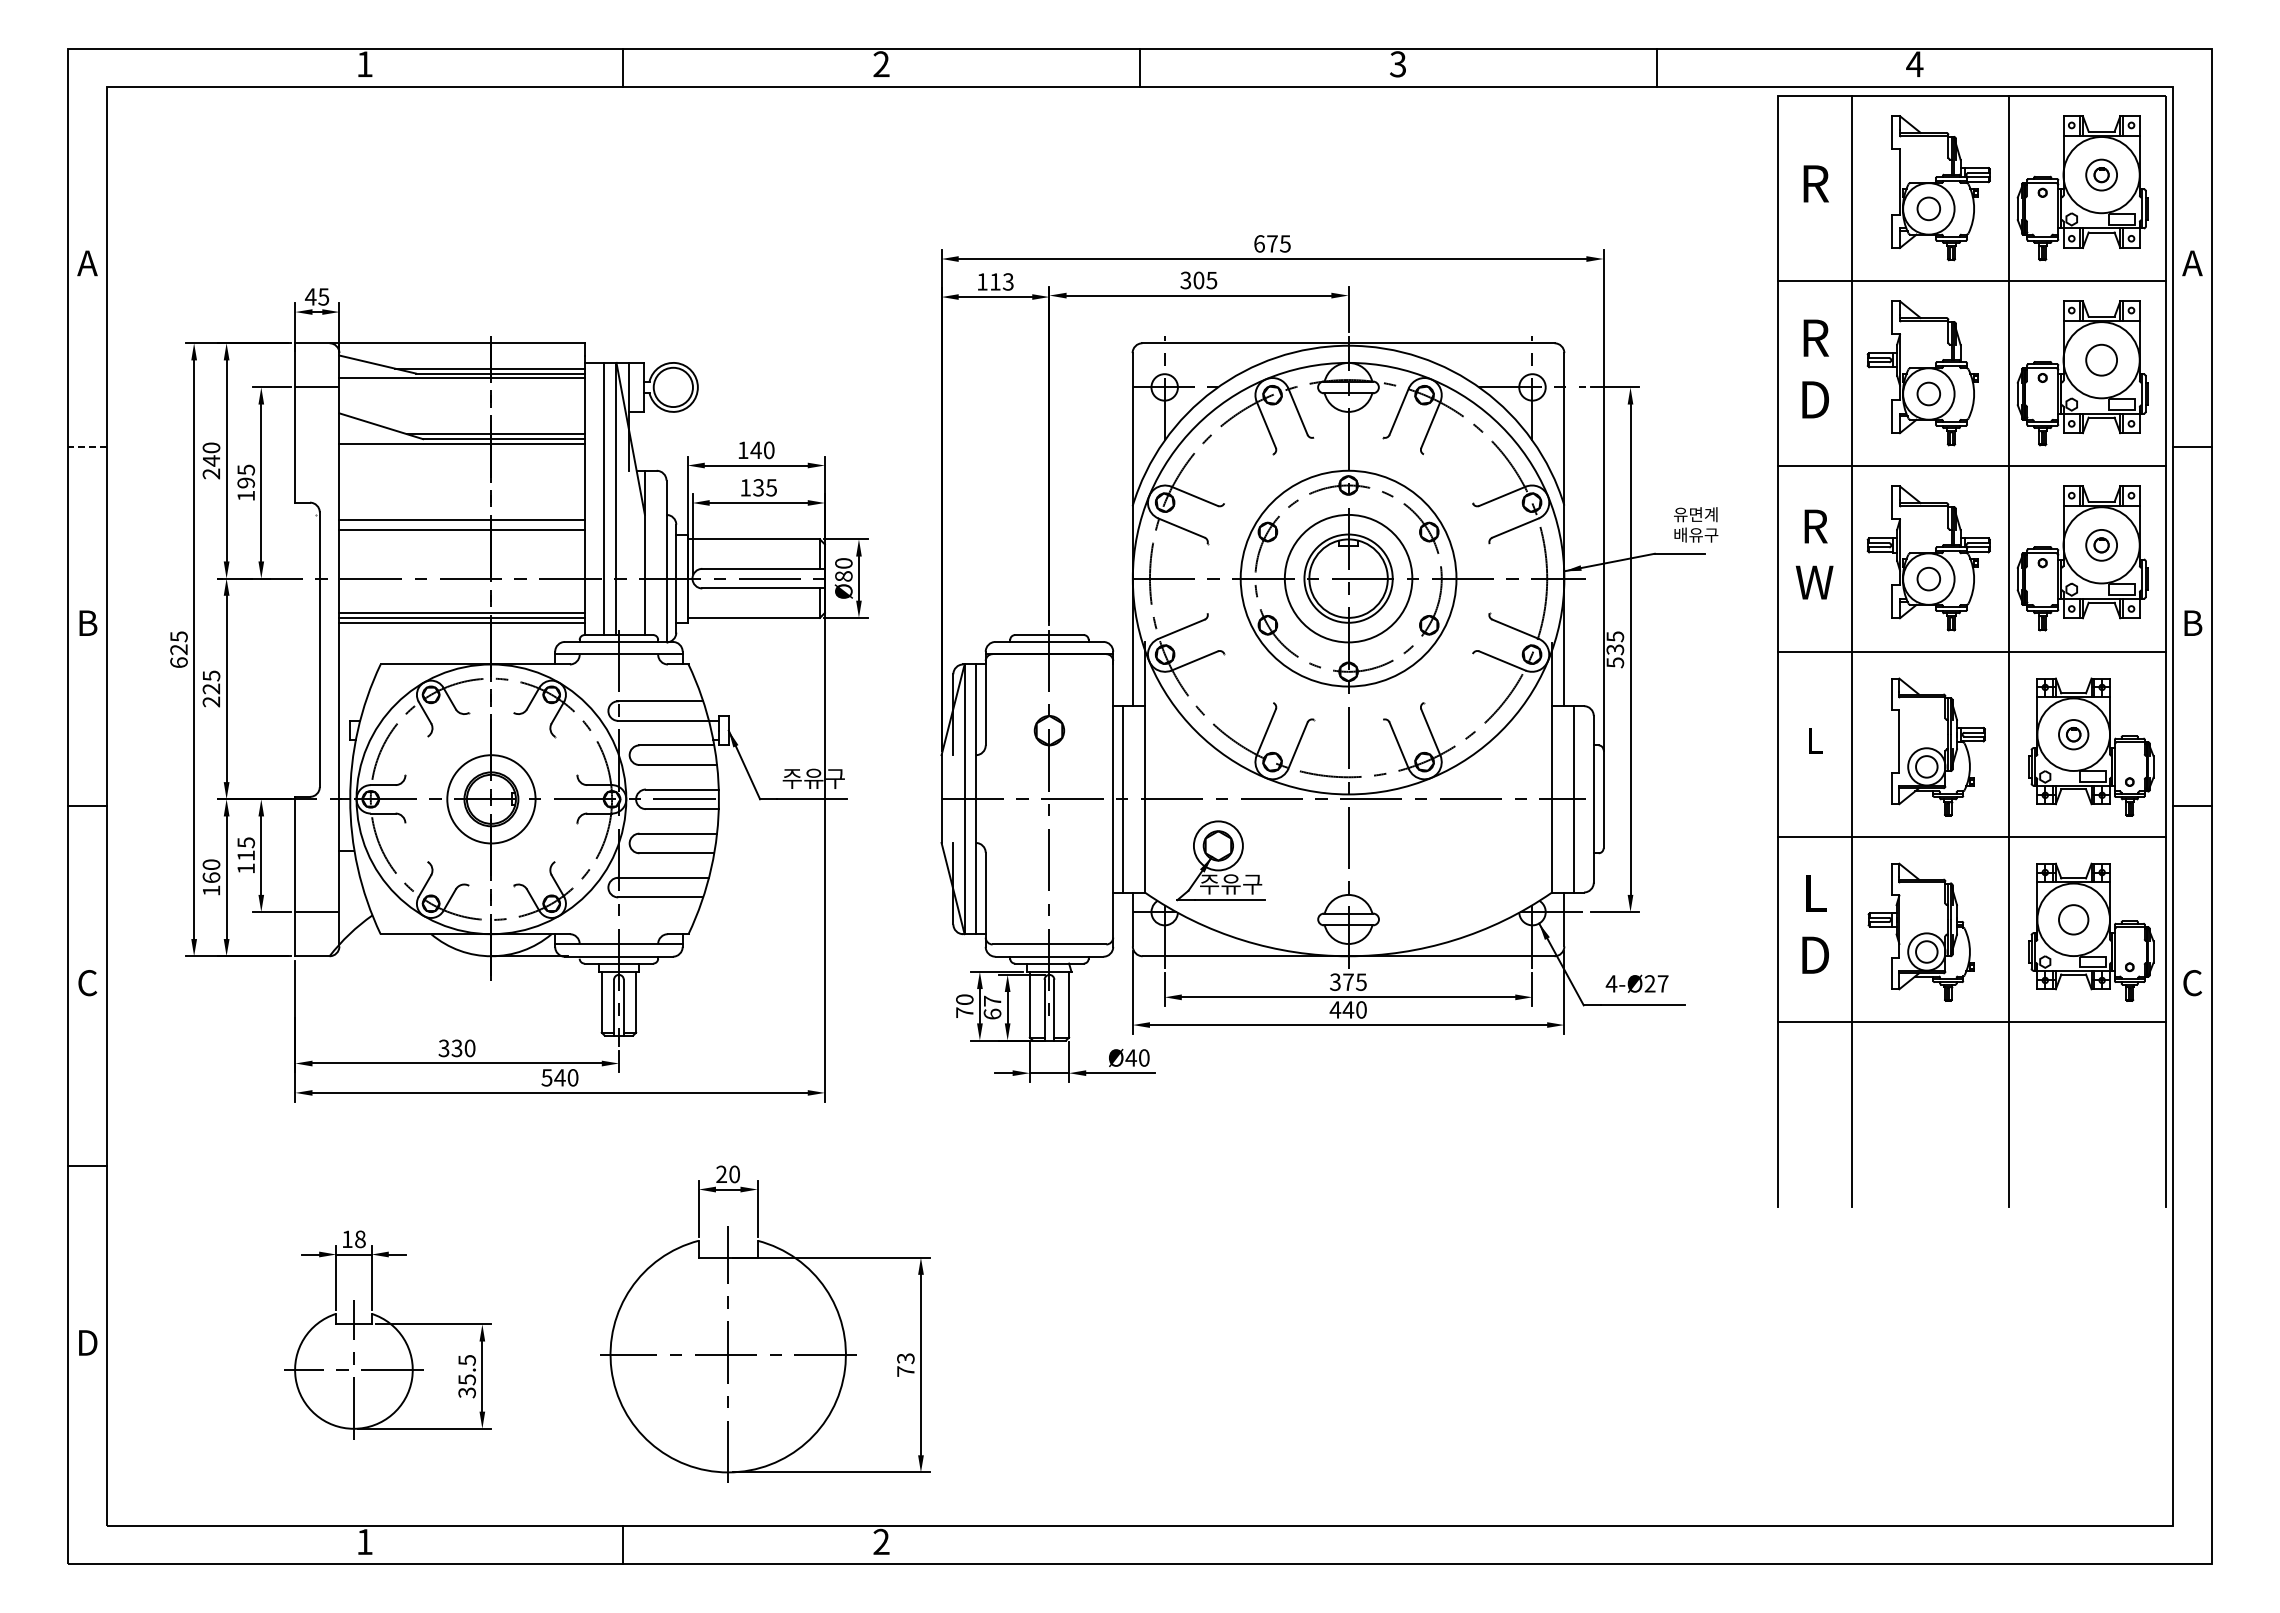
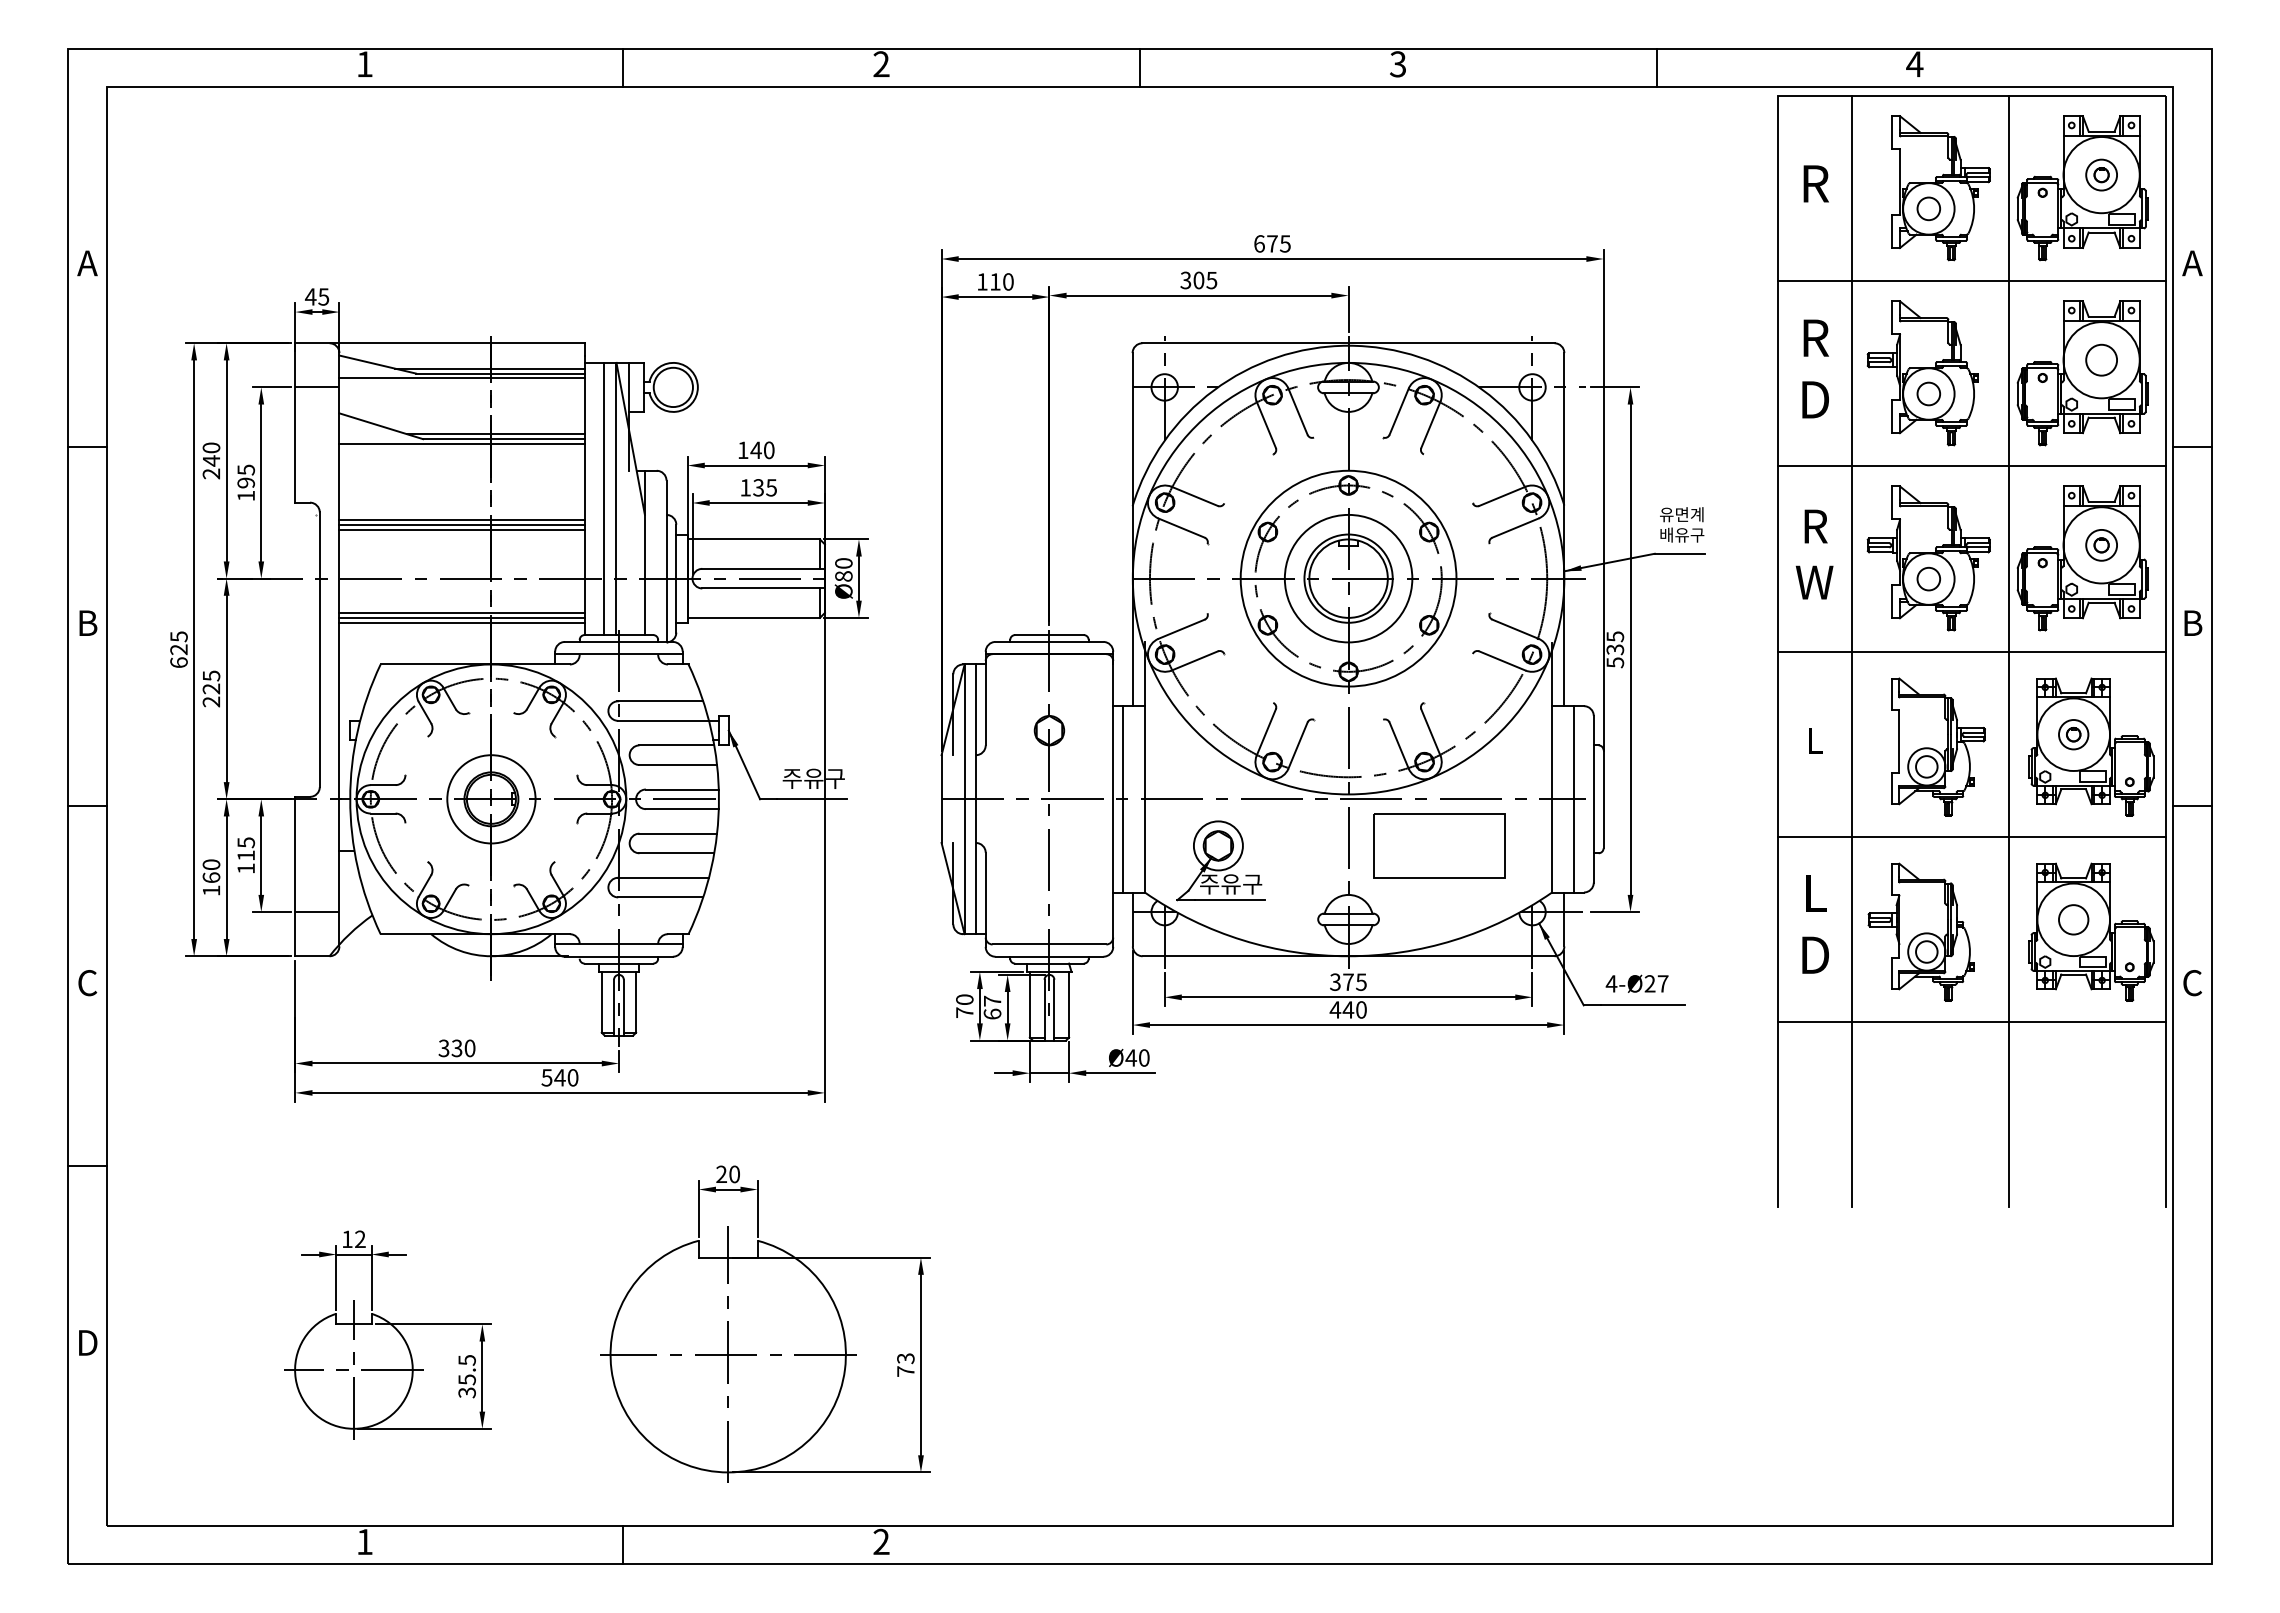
text: 113 -> 110 (1007, 281)
line: dashed -> solid (87, 446)
line: none -> present (461, 524)
text position: (1696, 524) -> (1682, 524) (1682, 524)
part: none -> present (1439, 845)
text: 18 -> 12 (360, 1239)
